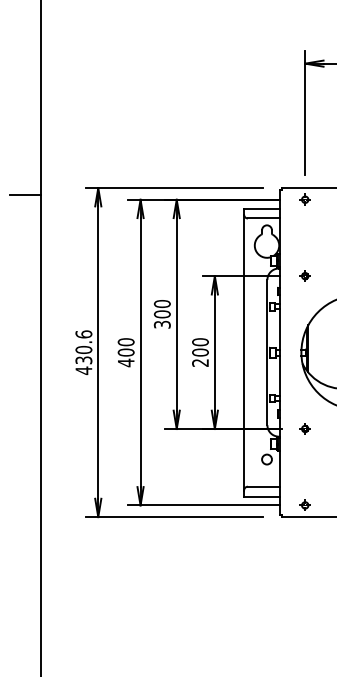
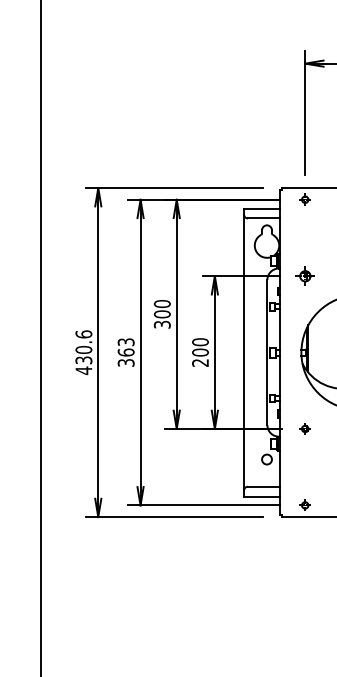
line: present -> none (25, 194)
part size: 12x12 px -> 20x20 px (304, 275)
text: 400 -> 363 (125, 352)
